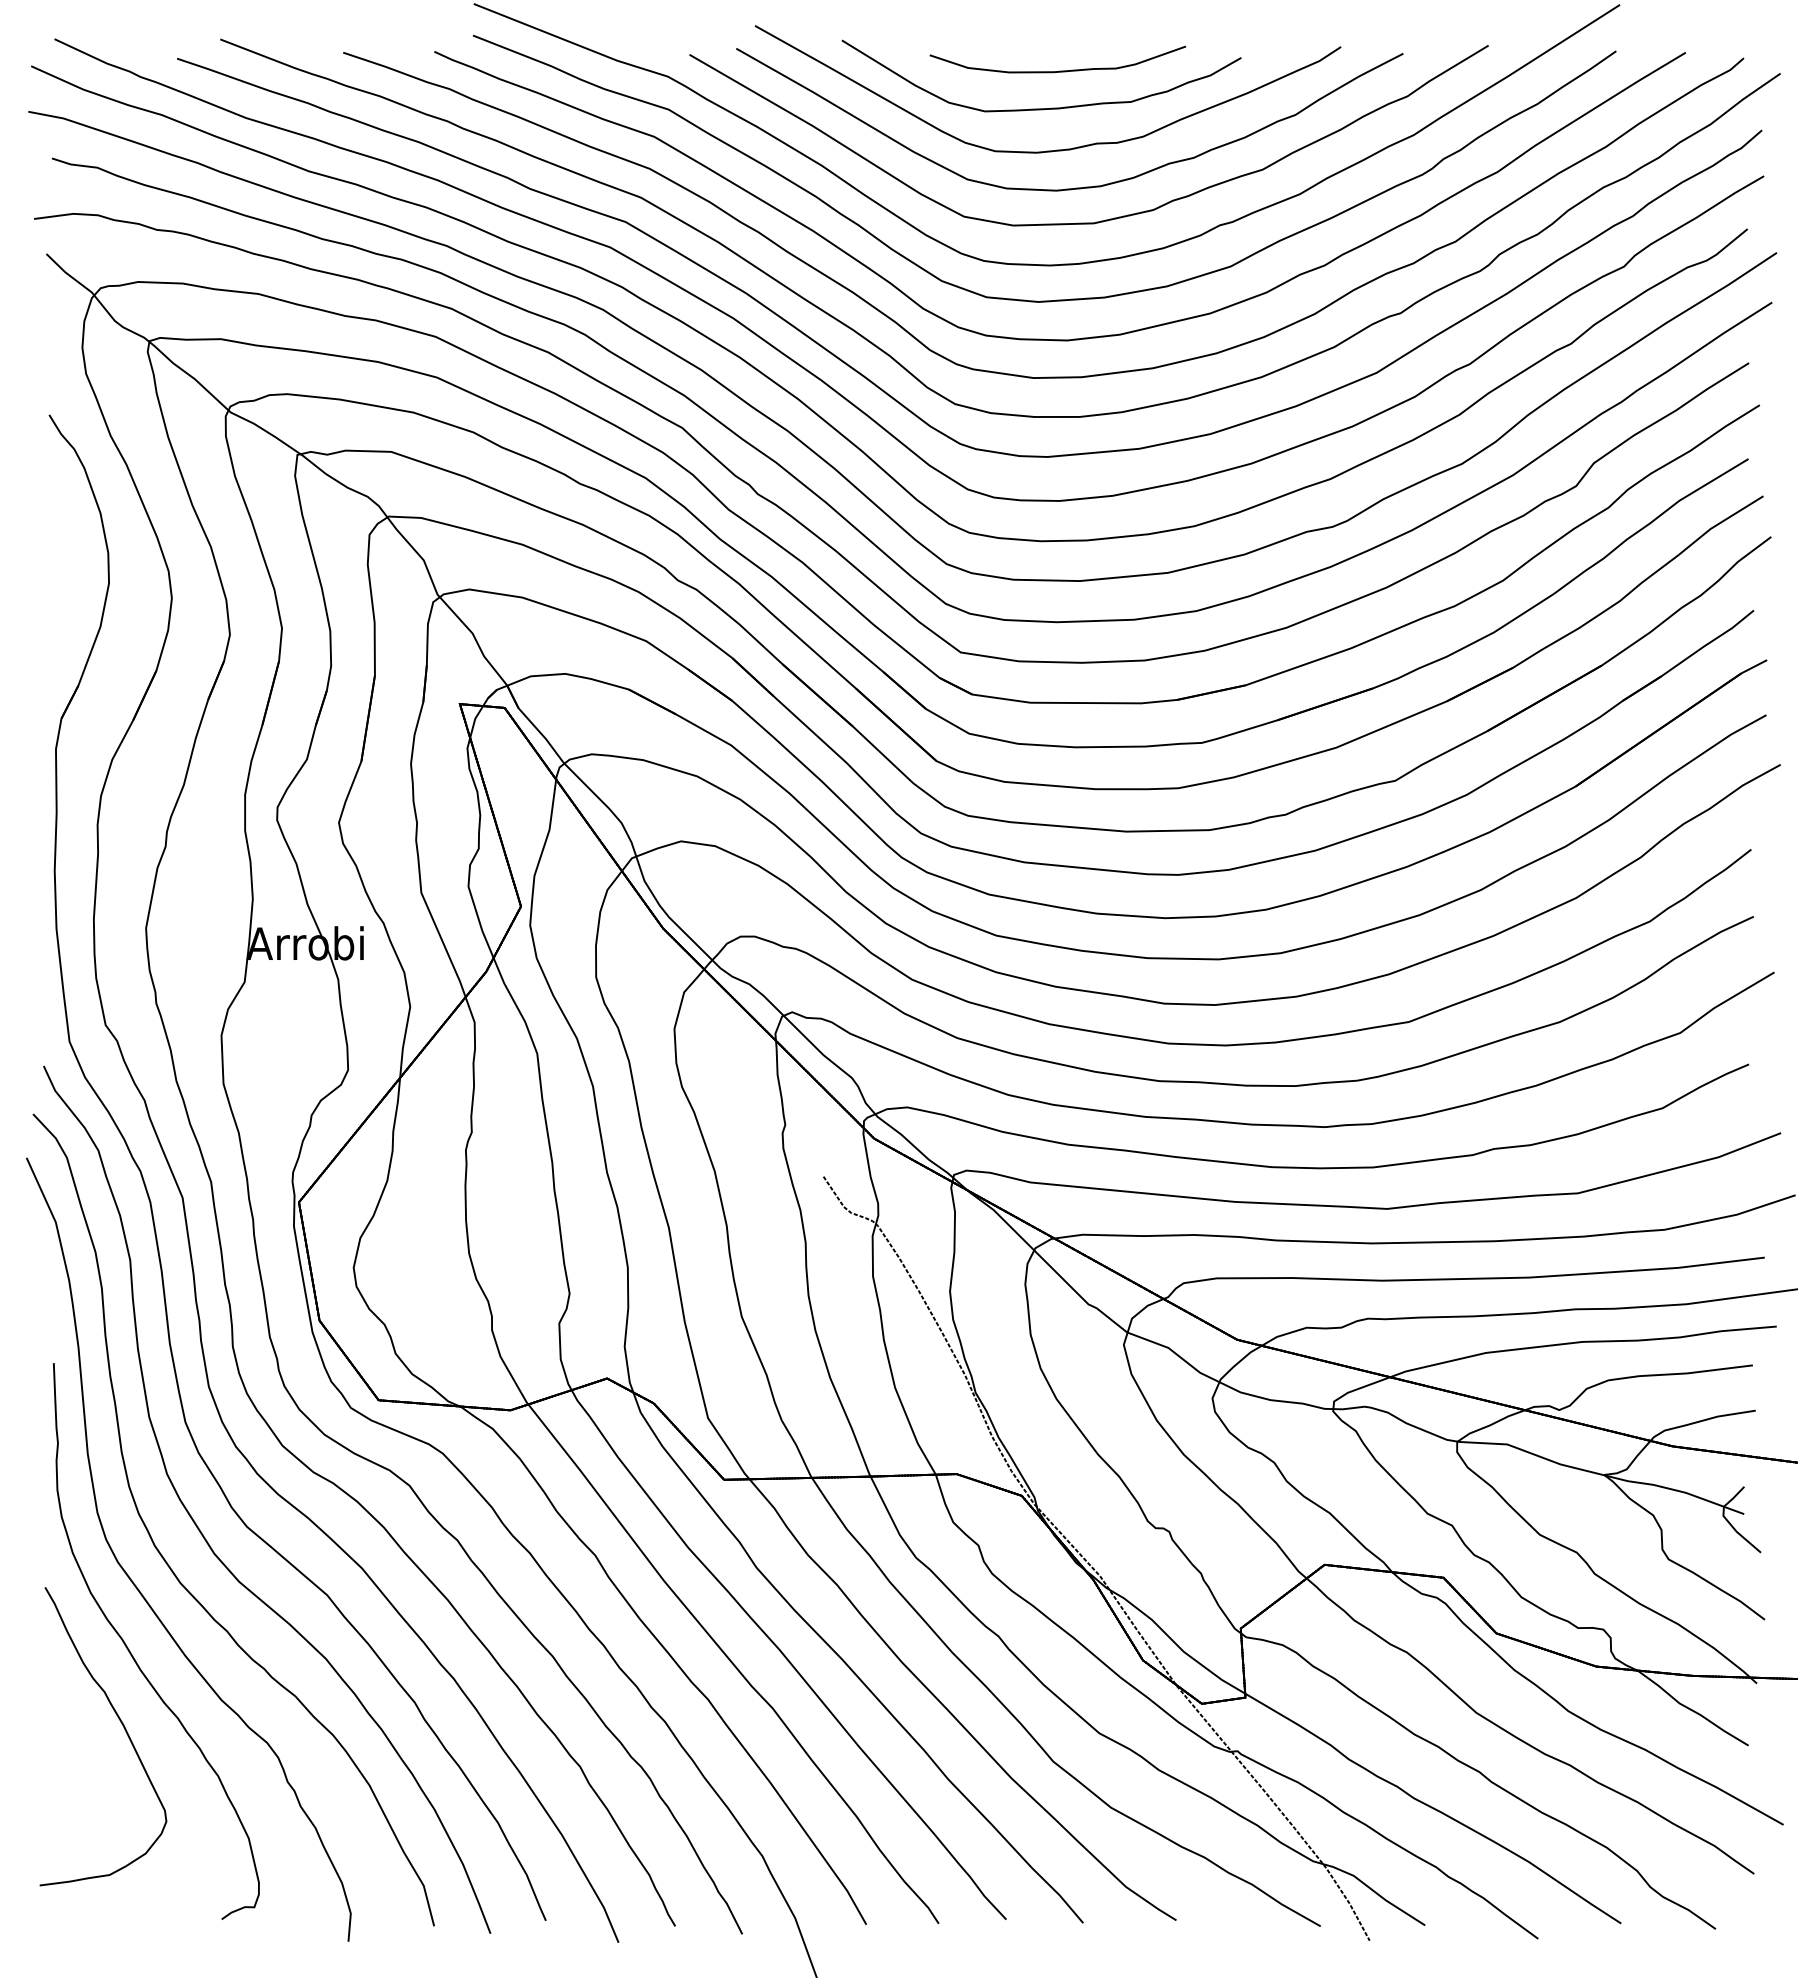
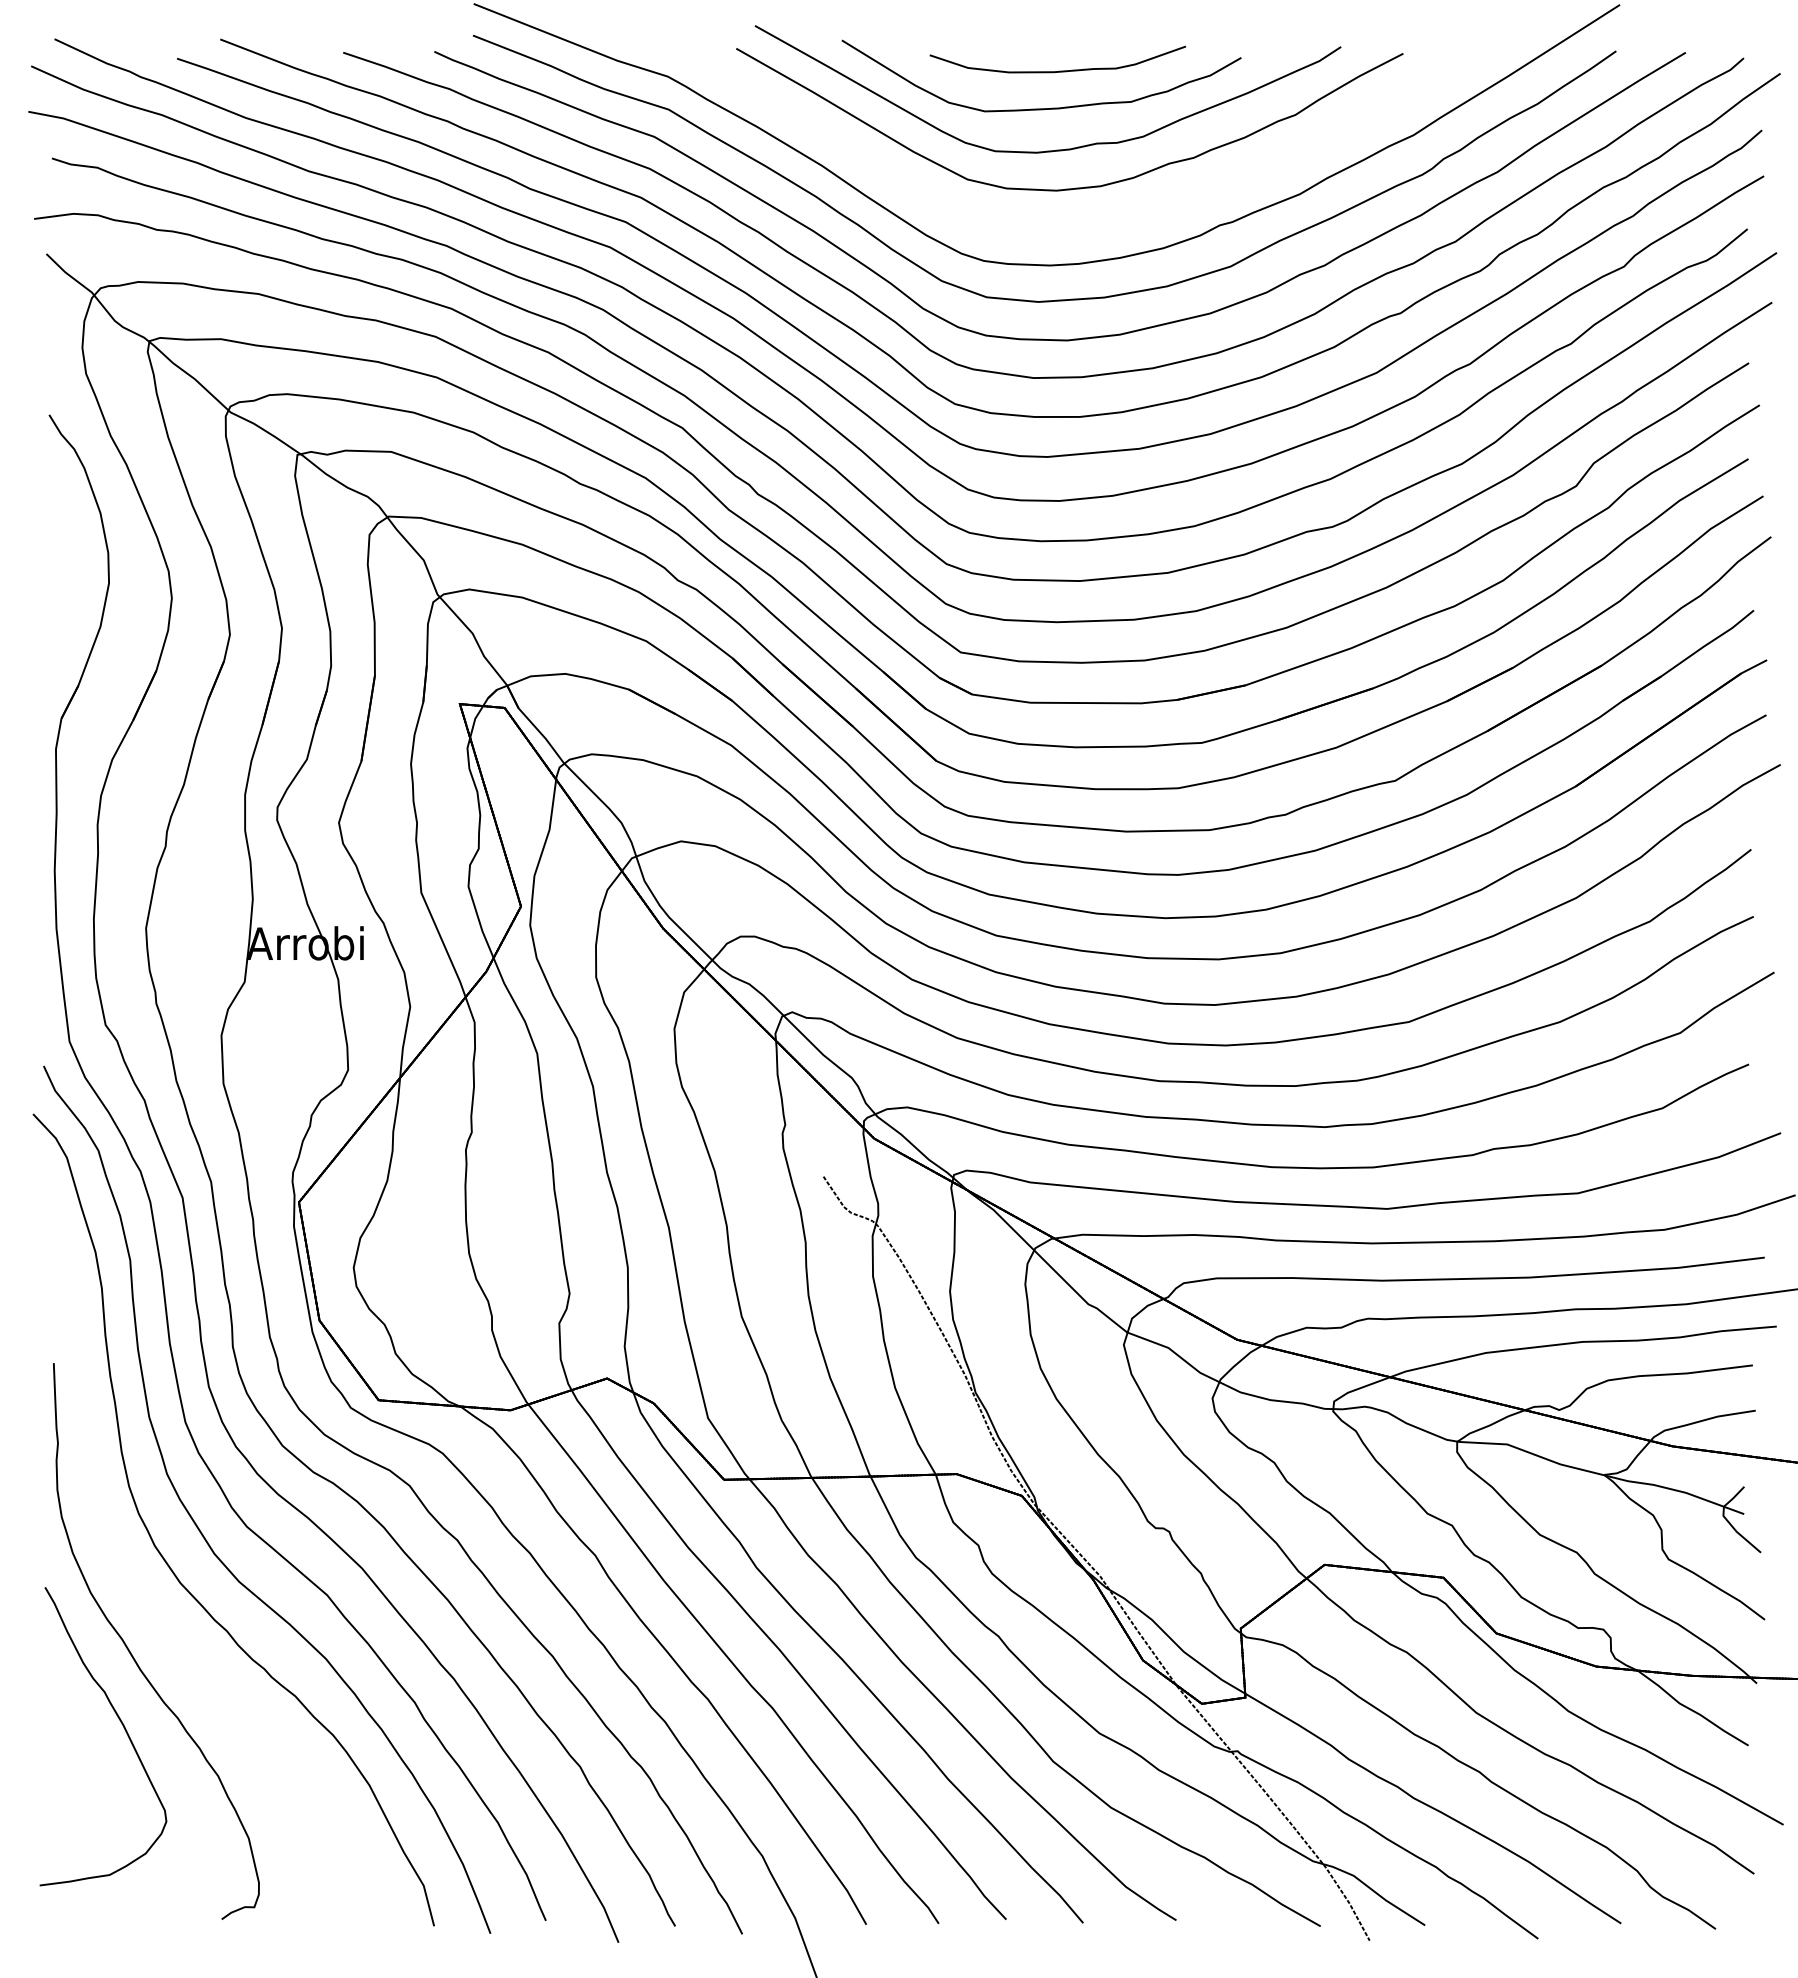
curve: present -> none (1105, 219)
part: present -> none (136, 1585)
